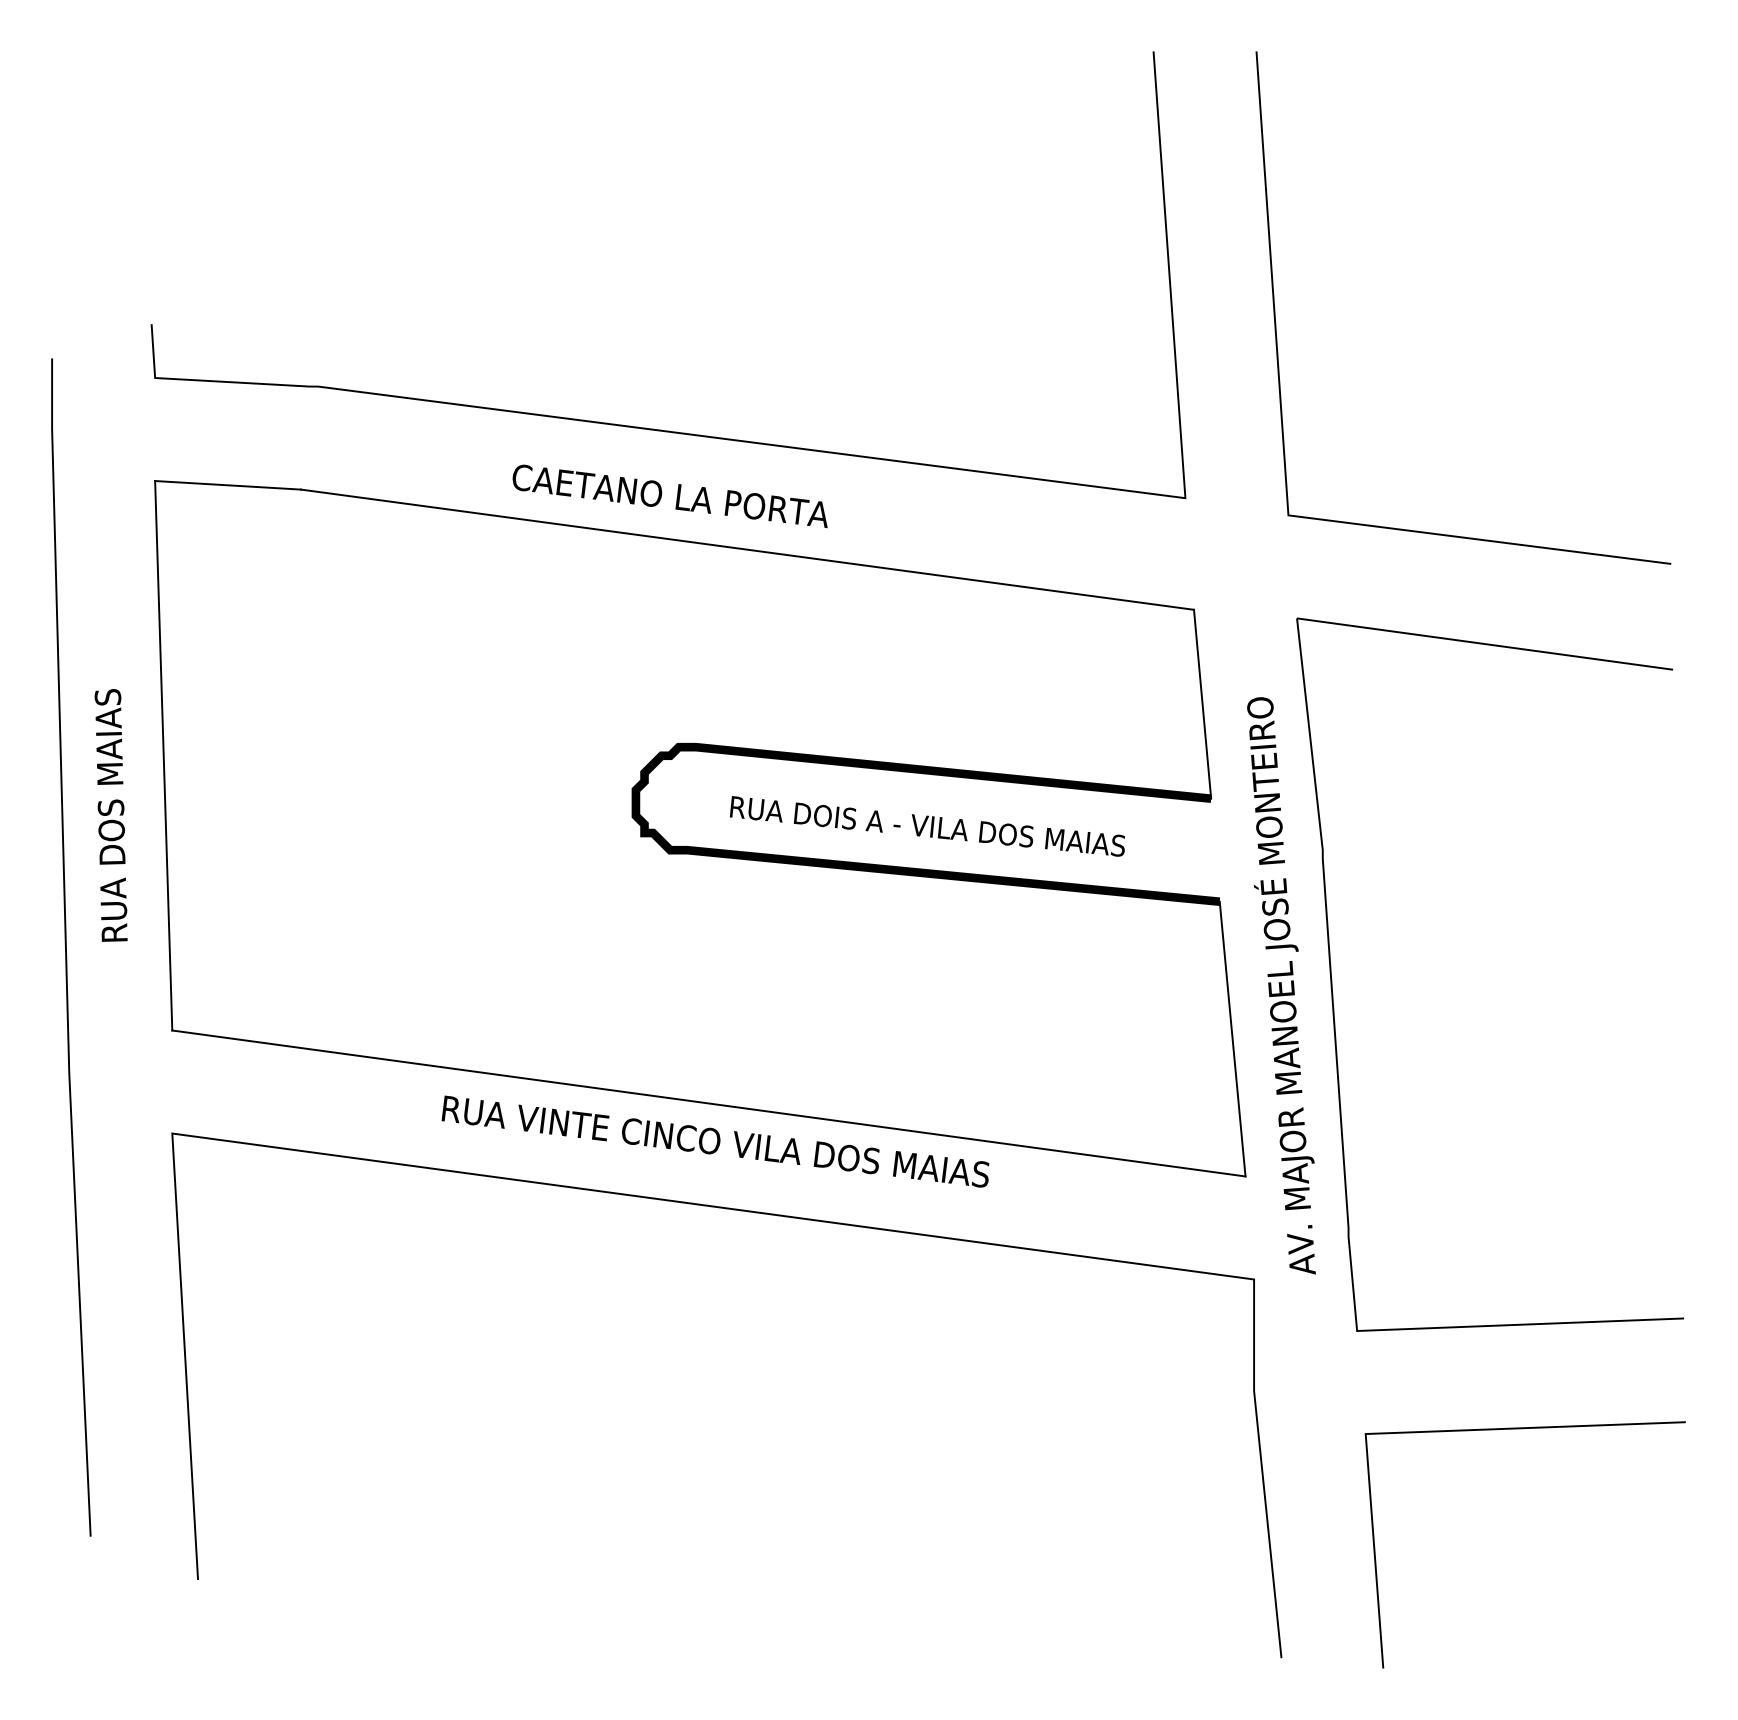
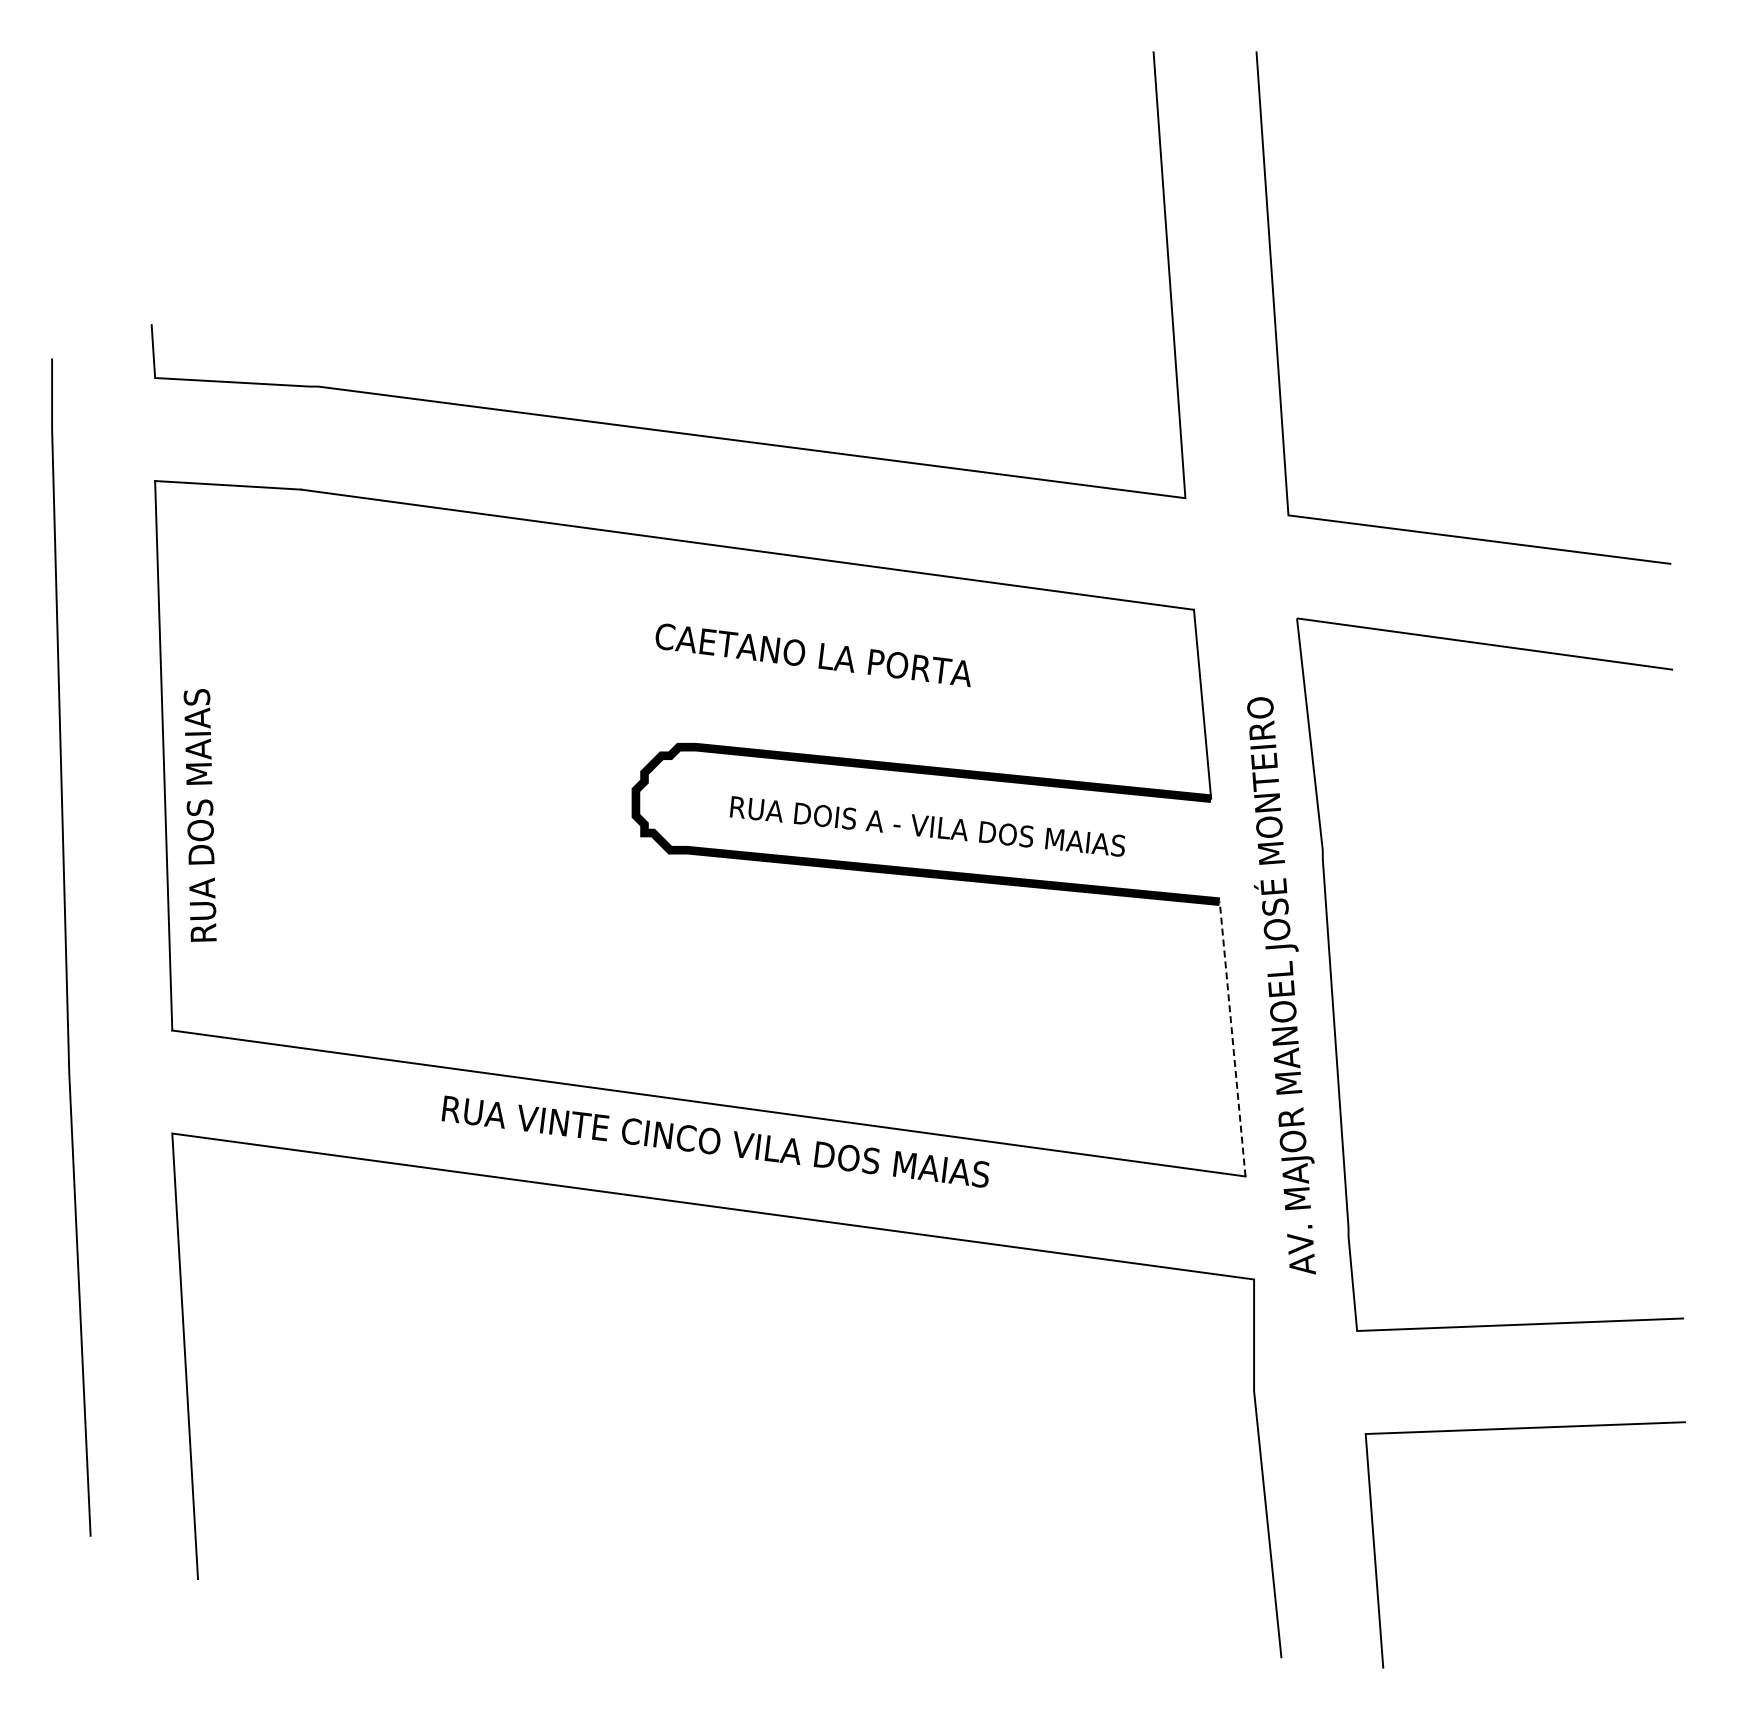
text position: (669, 496) -> (812, 655) (812, 655)
text position: (110, 815) -> (199, 815) (199, 815)
line: solid -> dashed (1232, 1039)
